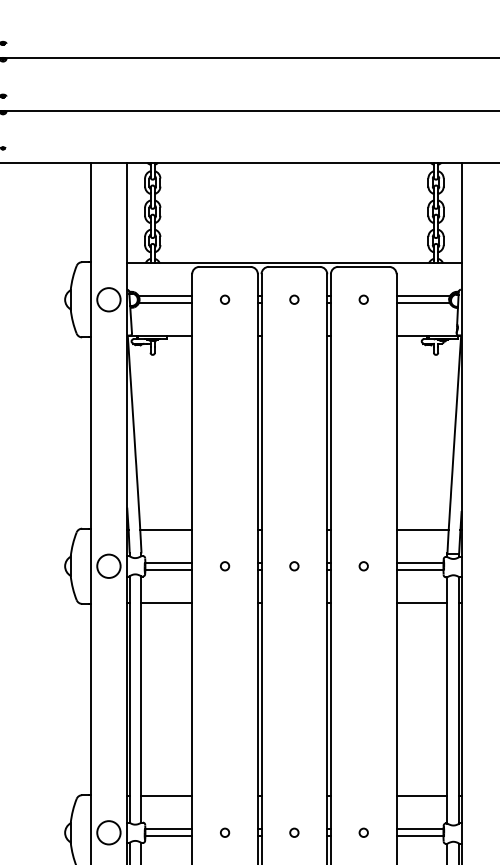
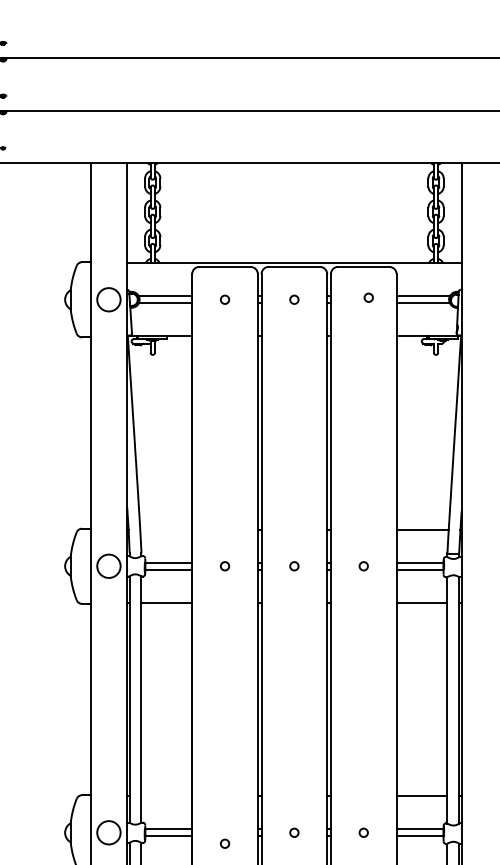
circle position: (363, 299) -> (368, 297) (368, 297)
line: present -> none (166, 529)
line: present -> none (166, 796)
circle position: (225, 832) -> (225, 843) (225, 843)
